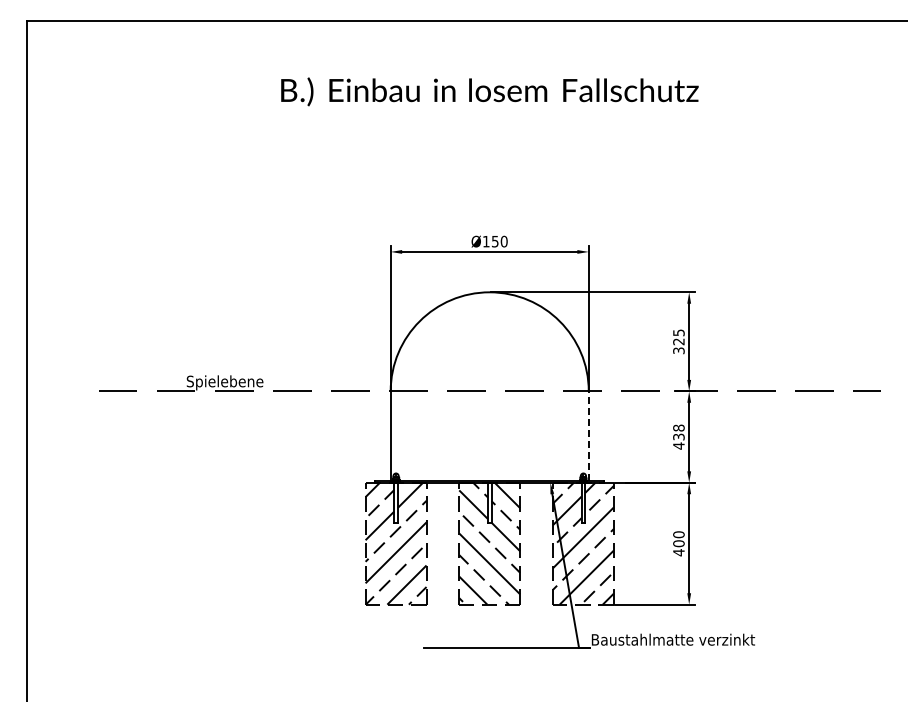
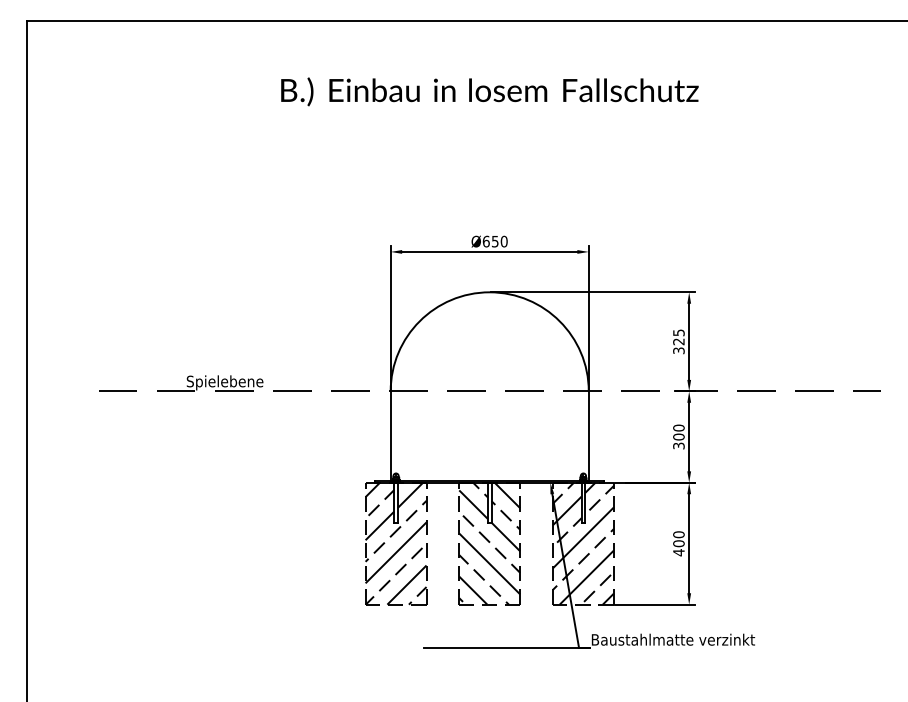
text: Ø150 -> Ø650 (485, 241)
line: dashed -> solid (588, 436)
text: 438 -> 300 (678, 436)
